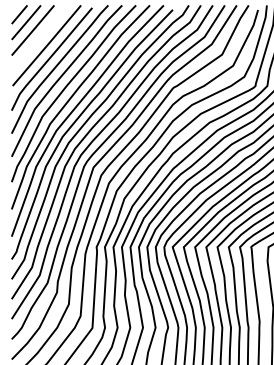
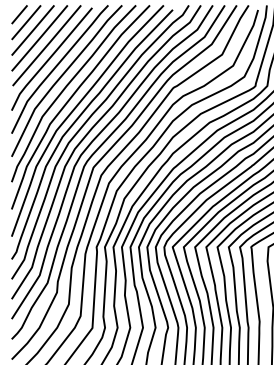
line: none -> present (39, 38)
